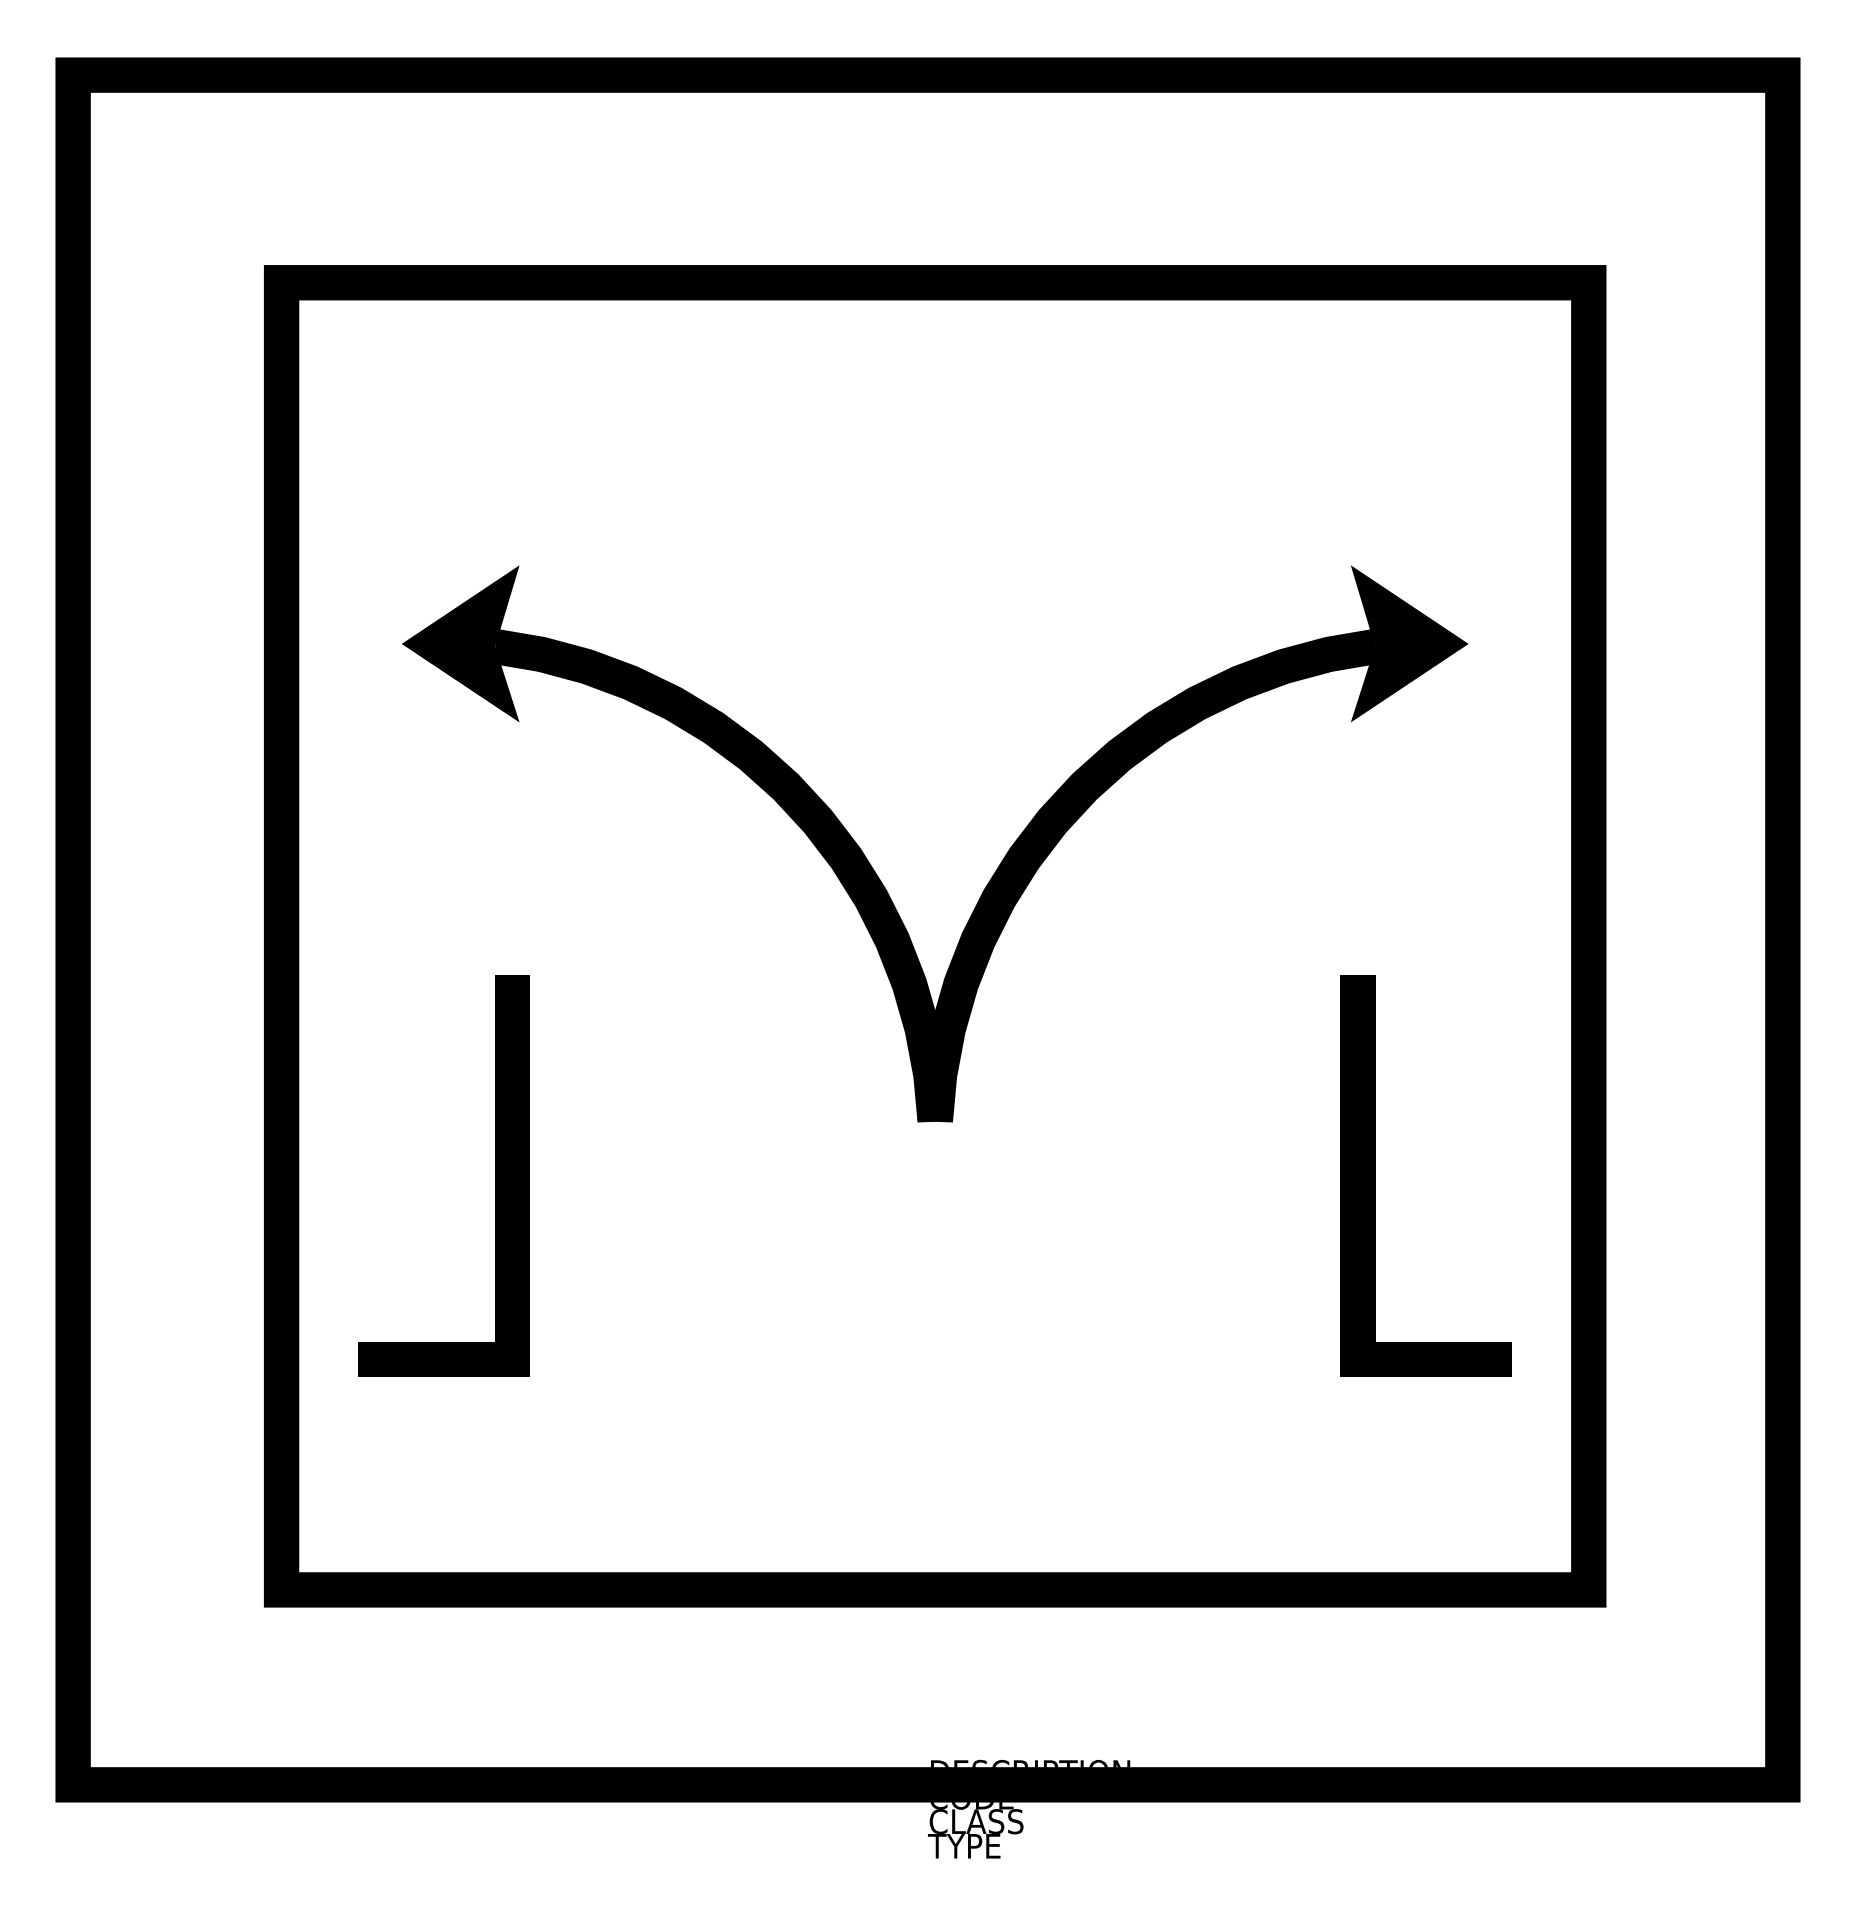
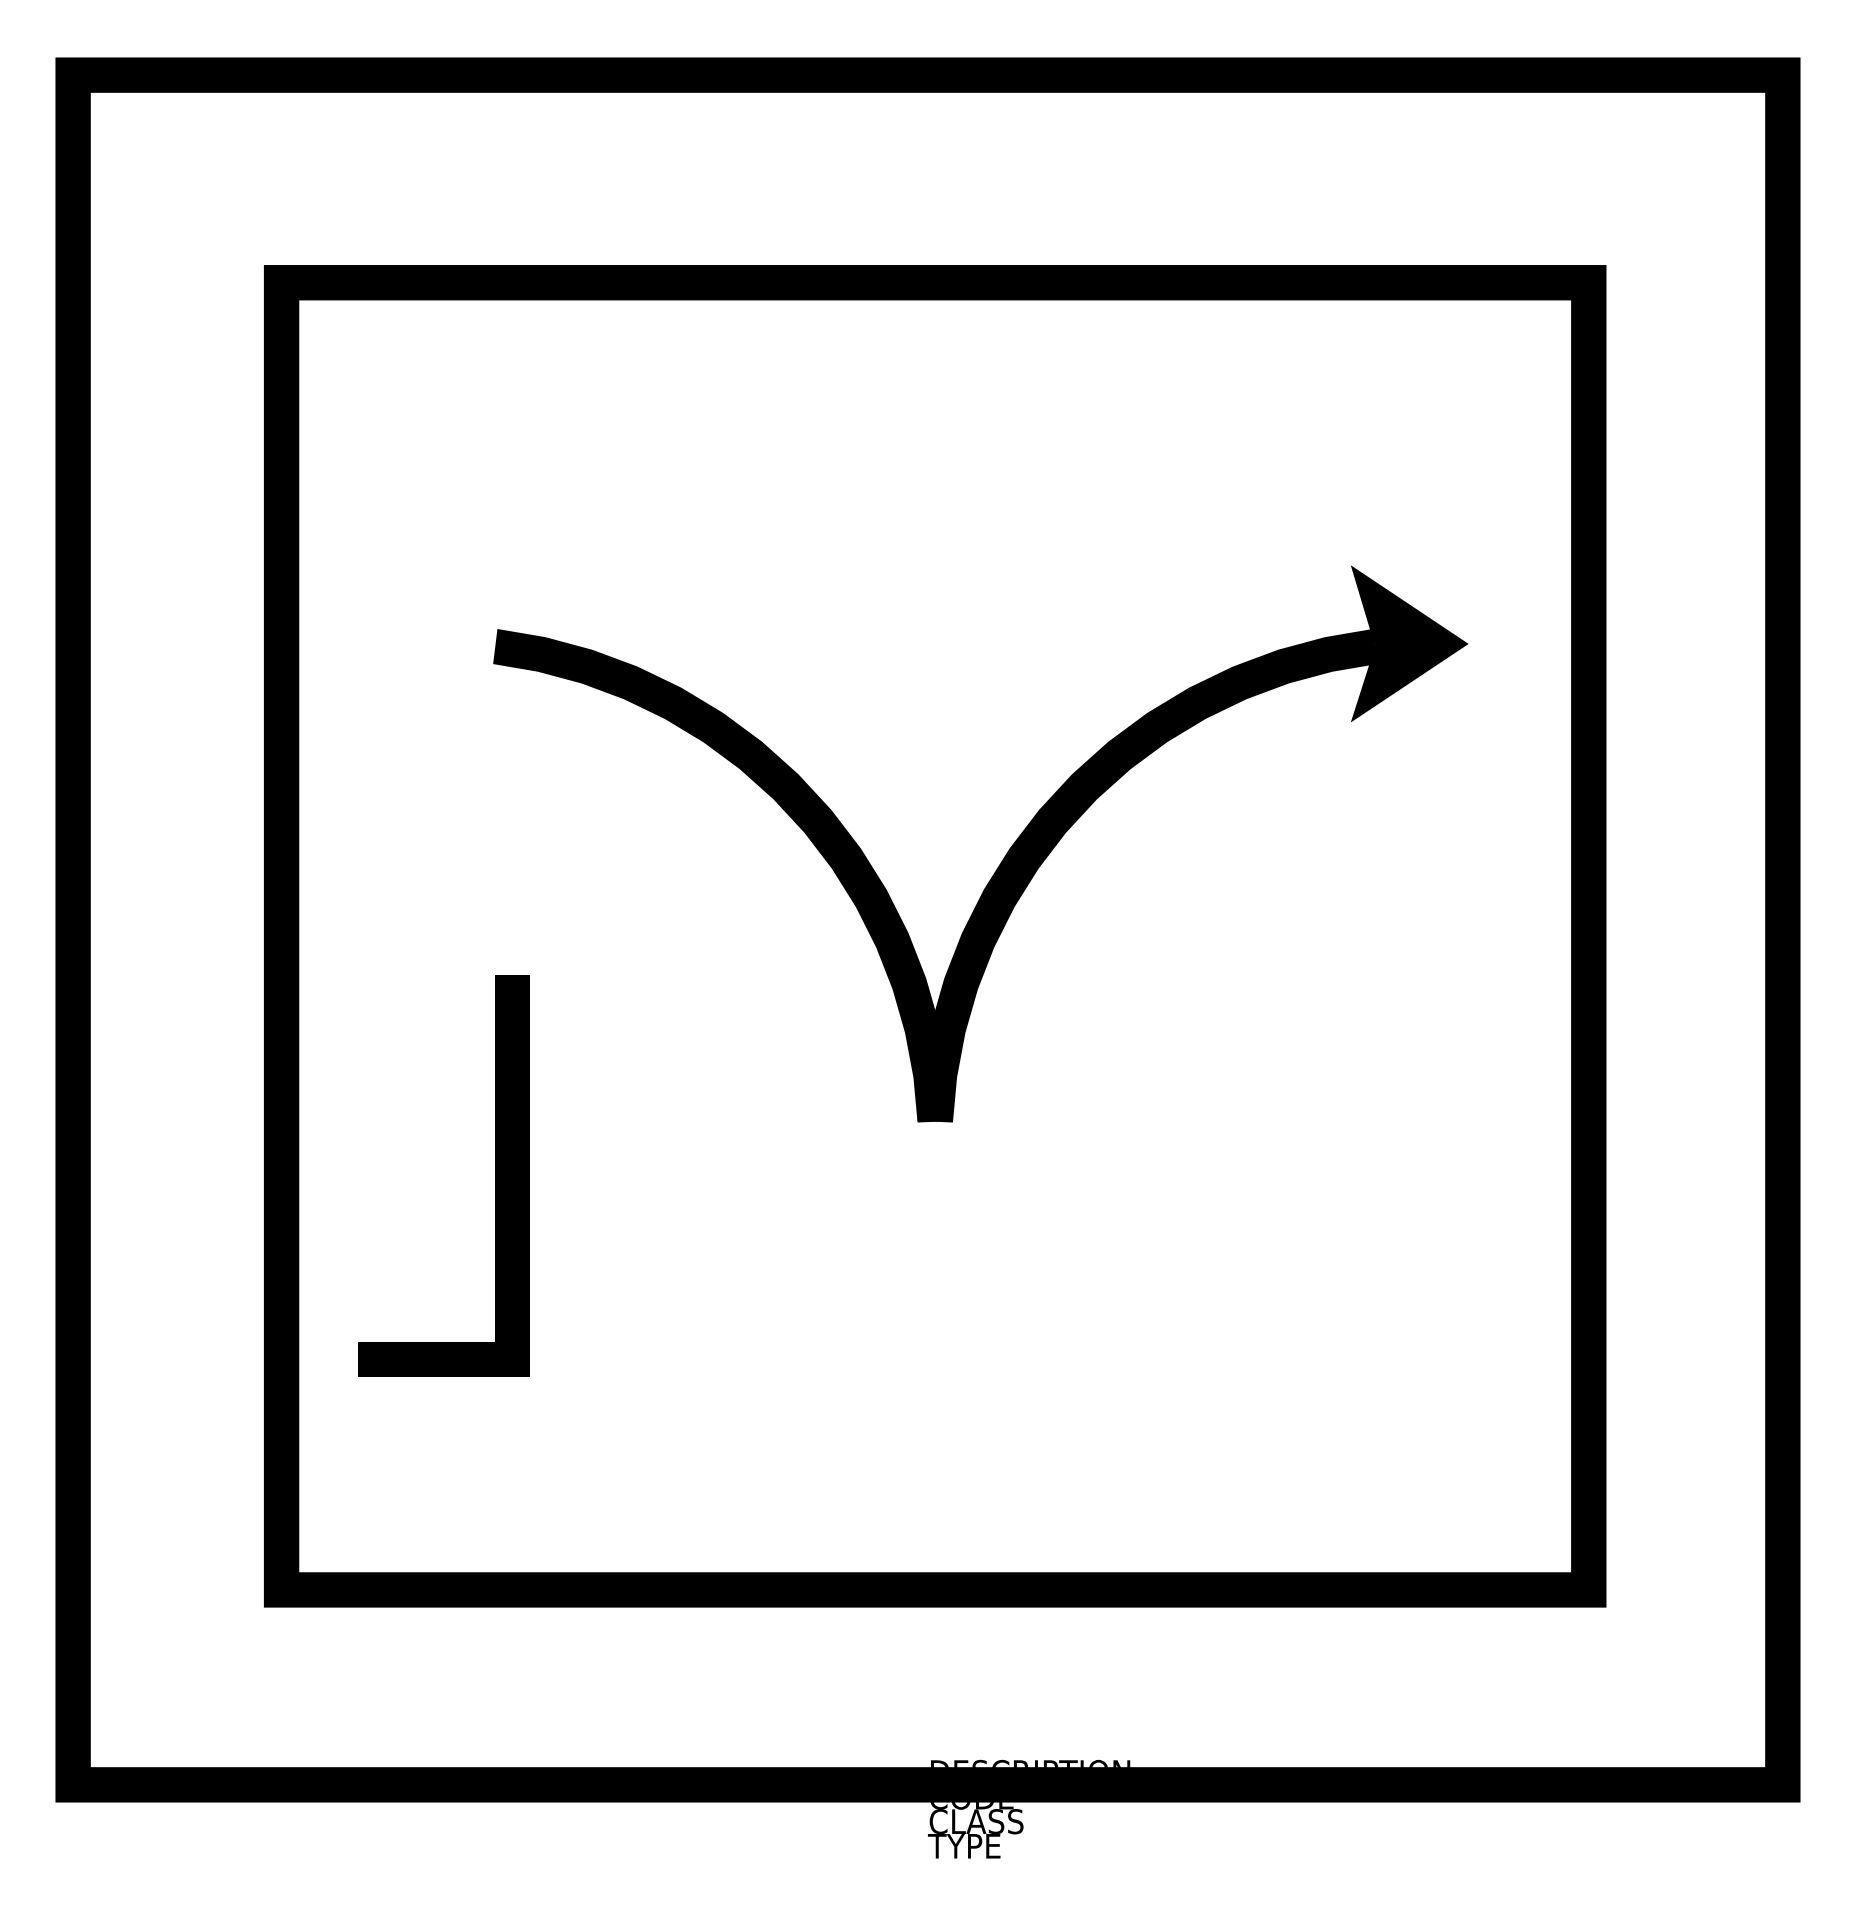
fill: present -> none (460, 643)
line: present -> none (1375, 1175)
